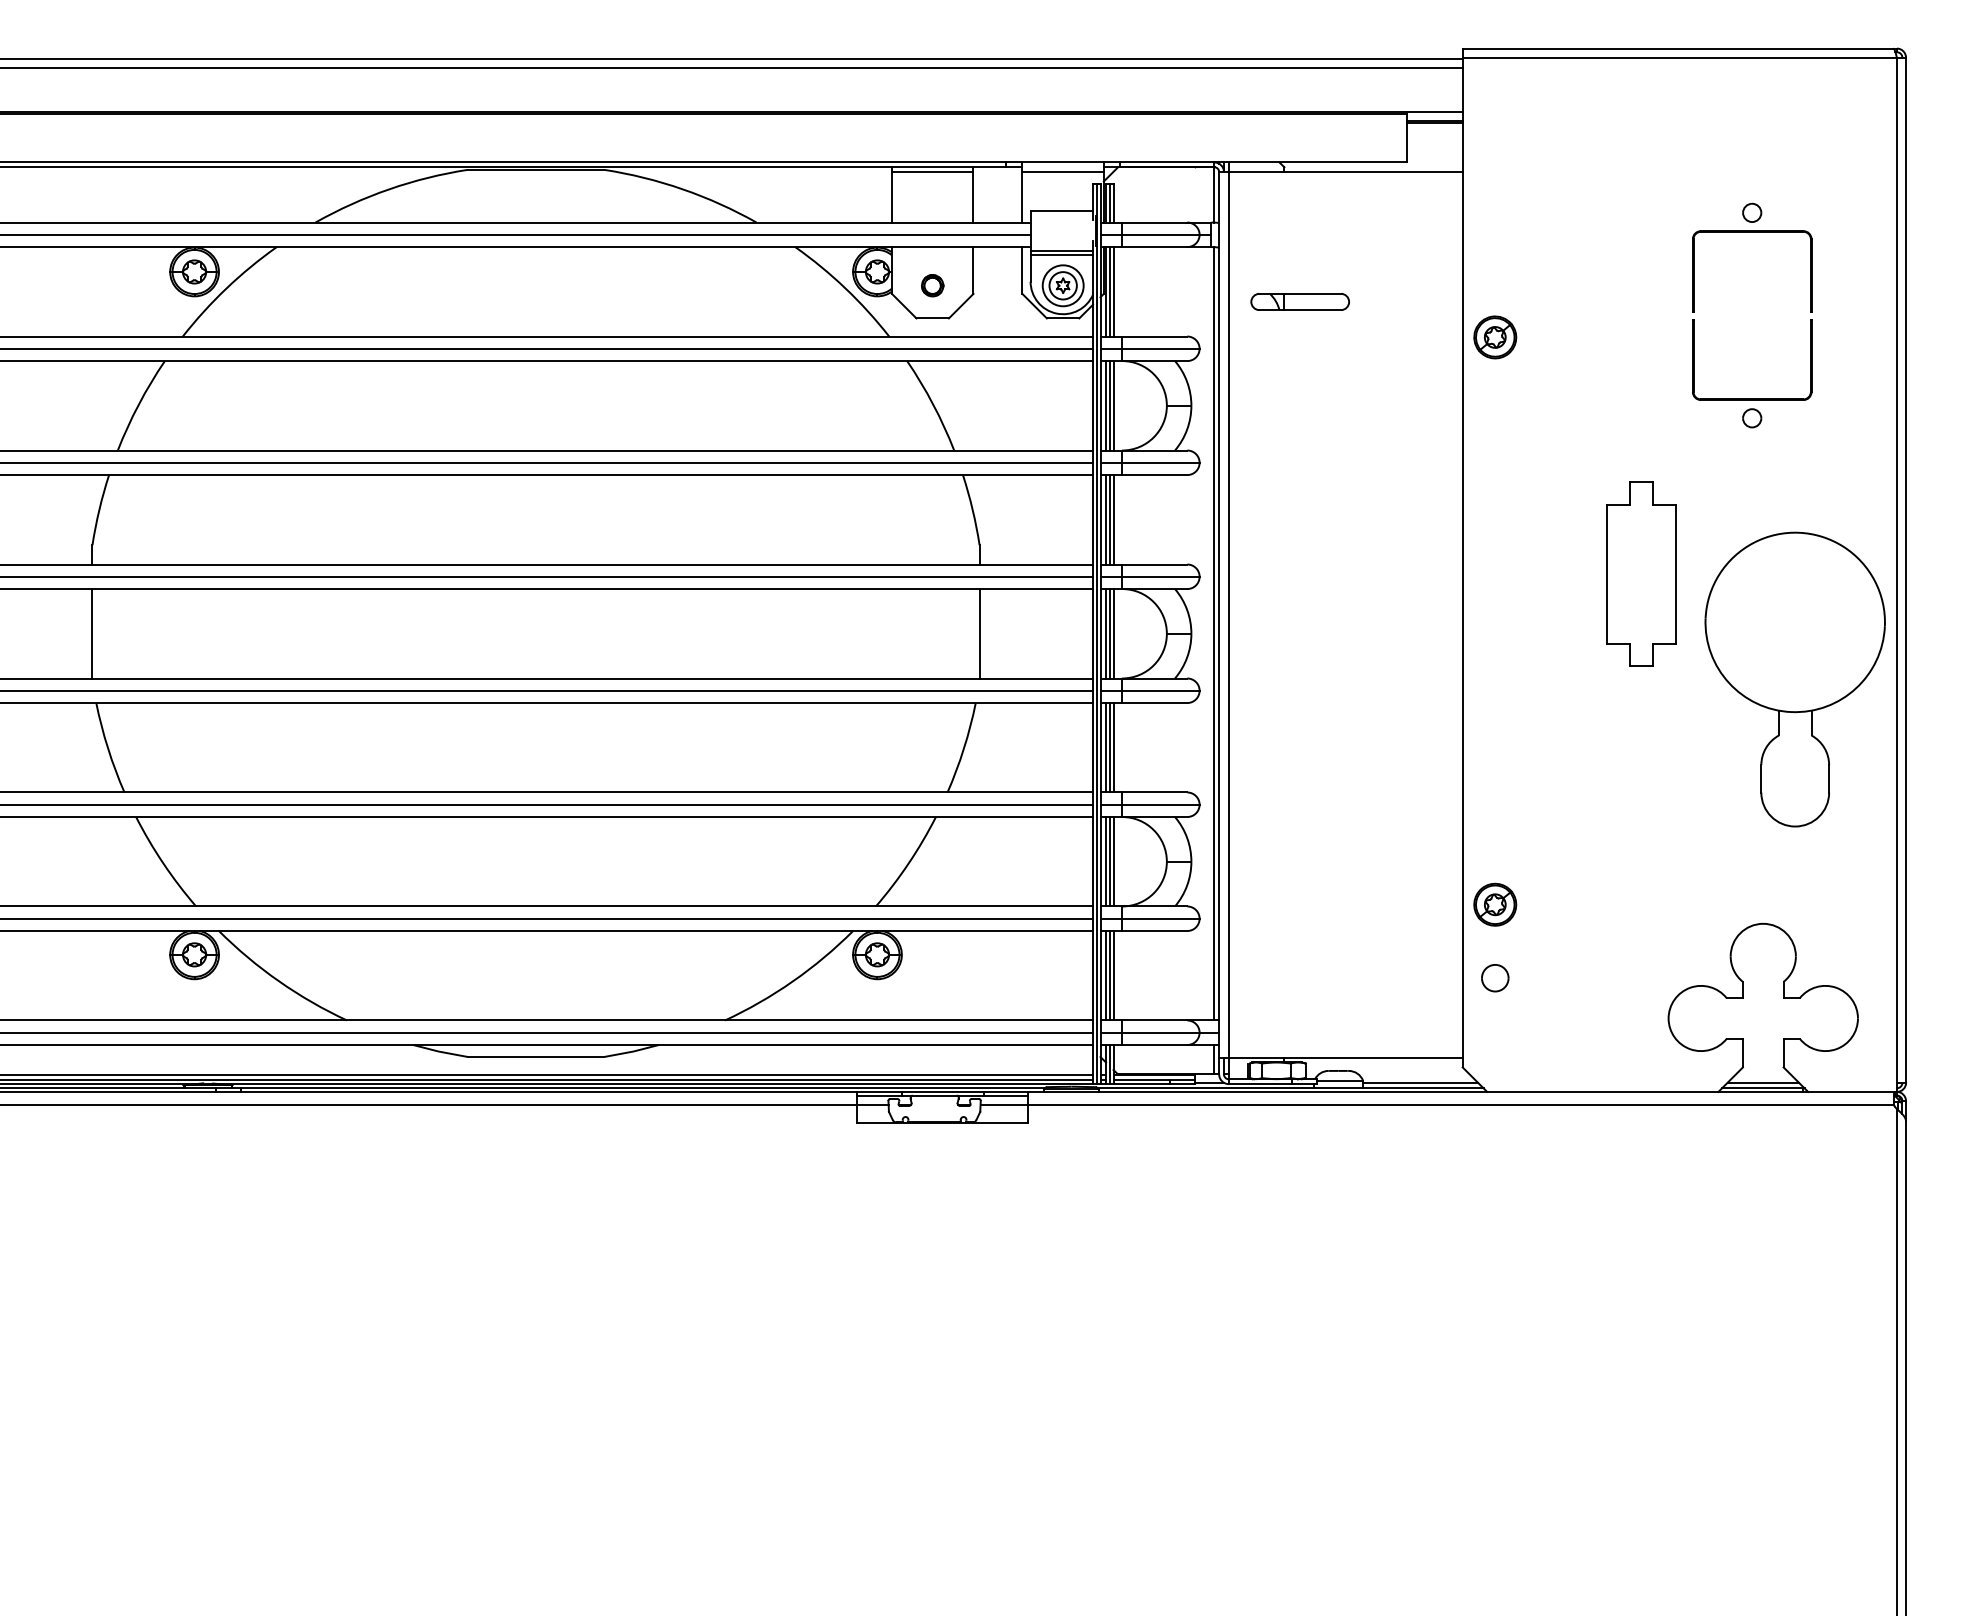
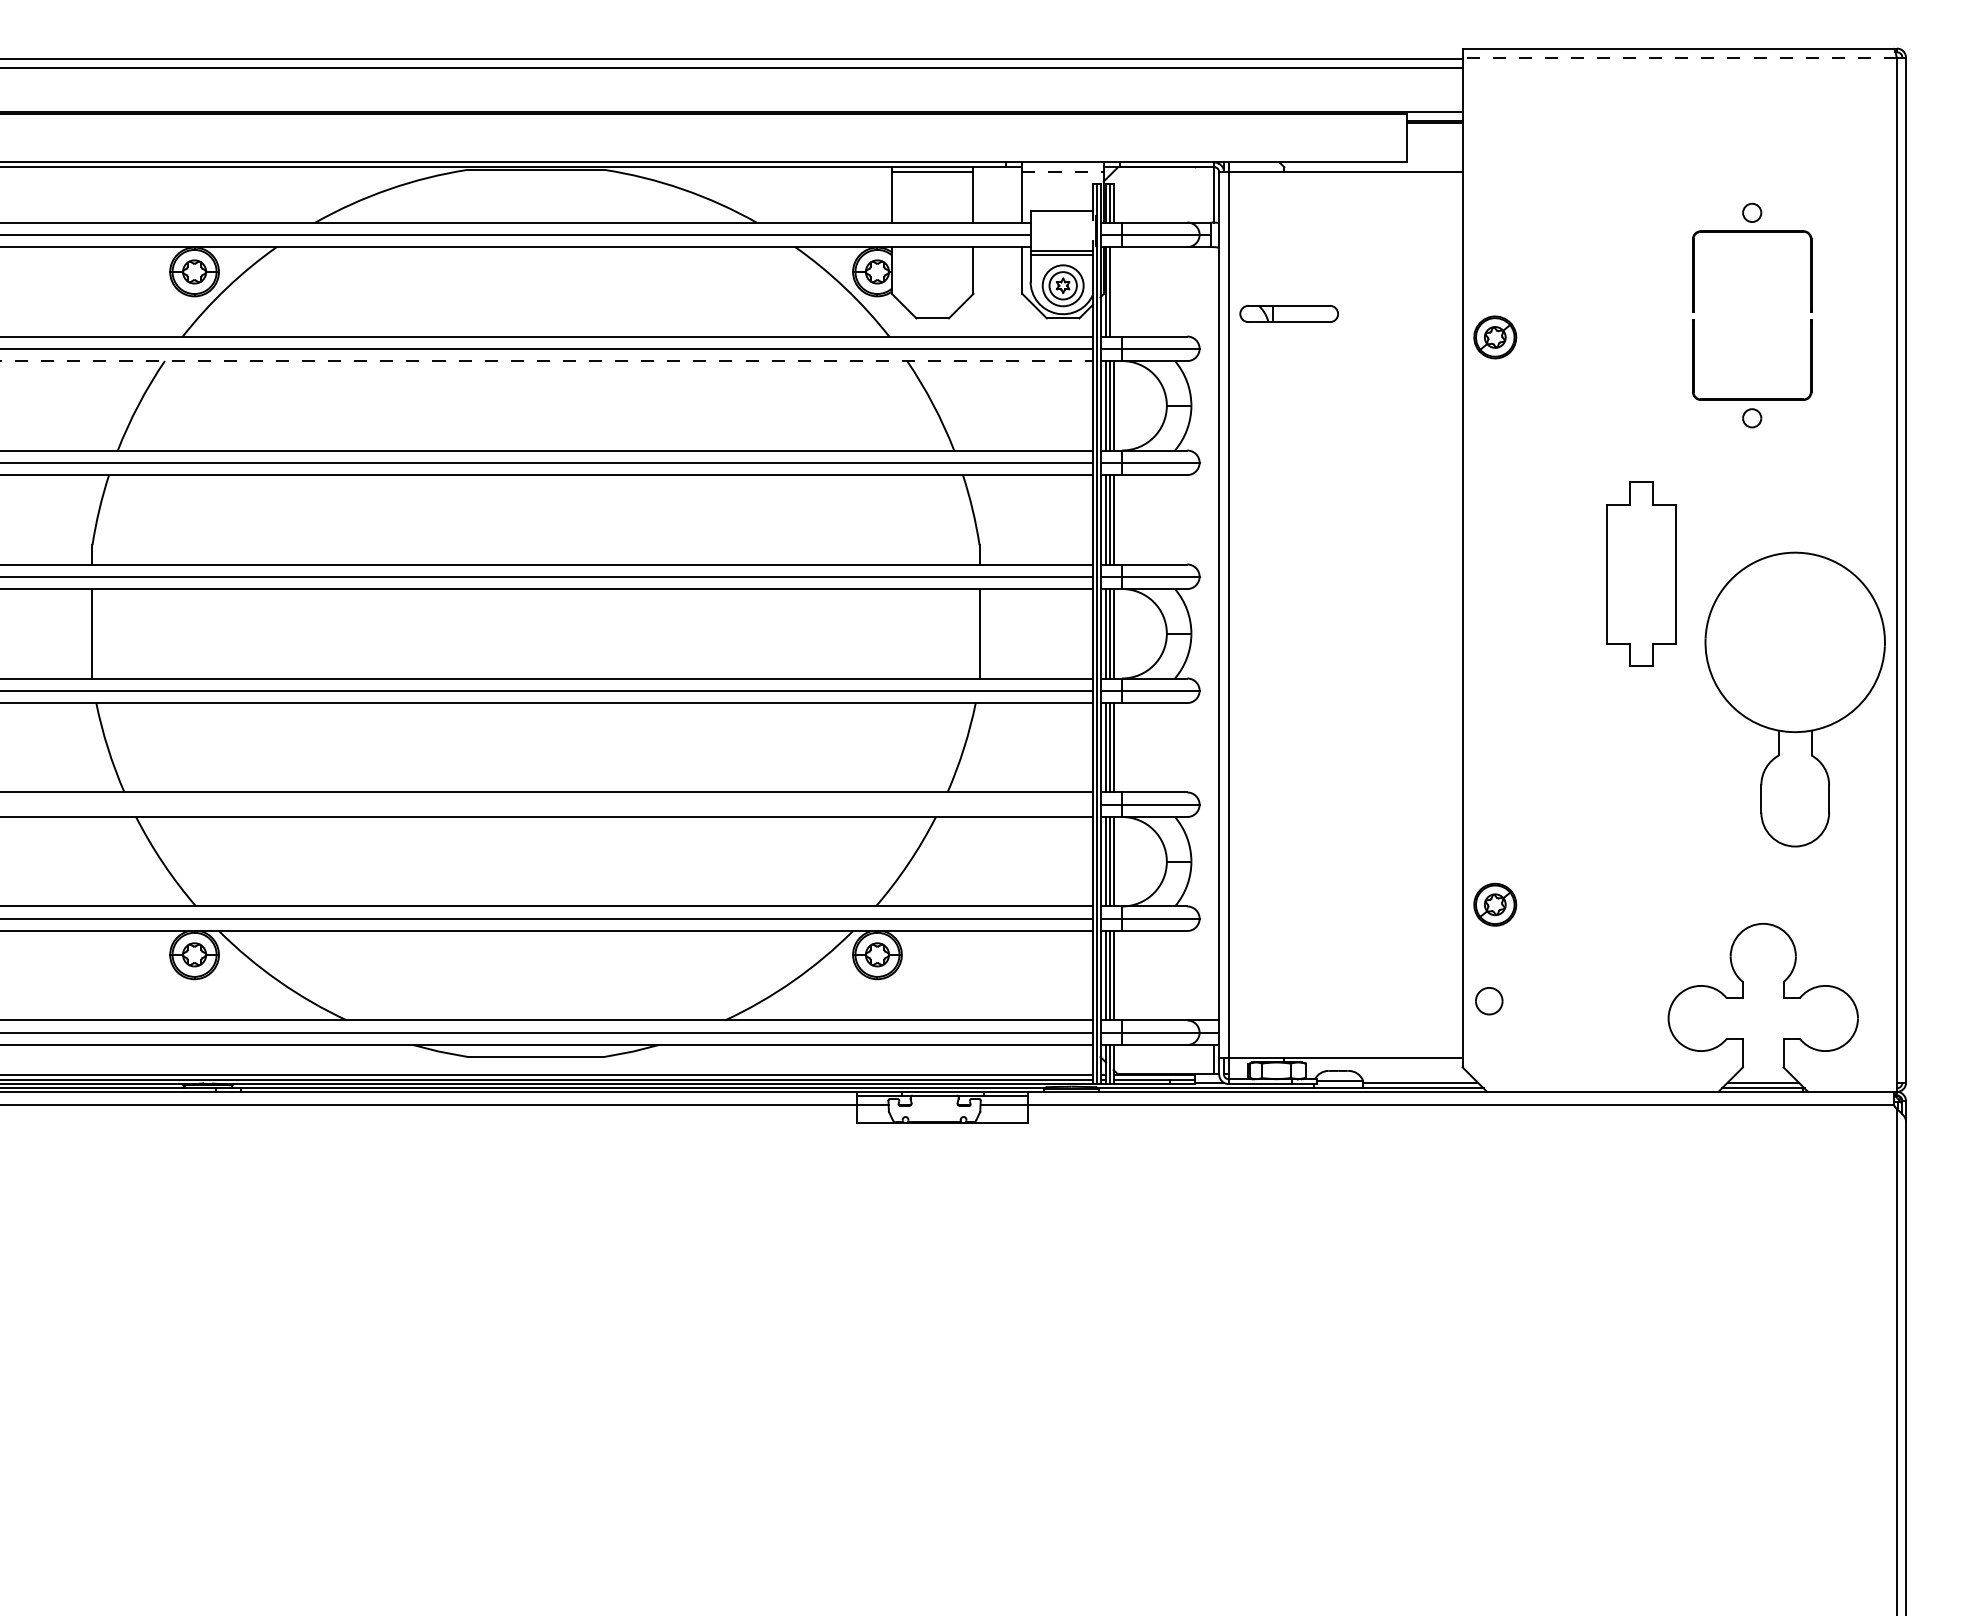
line: solid -> dashed (1679, 57)
line: solid -> dashed (1063, 172)
part: present -> none (932, 285)
line: present -> none (1113, 291)
part position: (1299, 301) -> (1288, 313) (1288, 313)
line: solid -> dashed (547, 361)
line: present -> none (1214, 633)
part position: (1794, 679) -> (1794, 699) (1794, 699)
line: present -> none (547, 804)
part position: (1495, 978) -> (1489, 1001) (1489, 1001)
